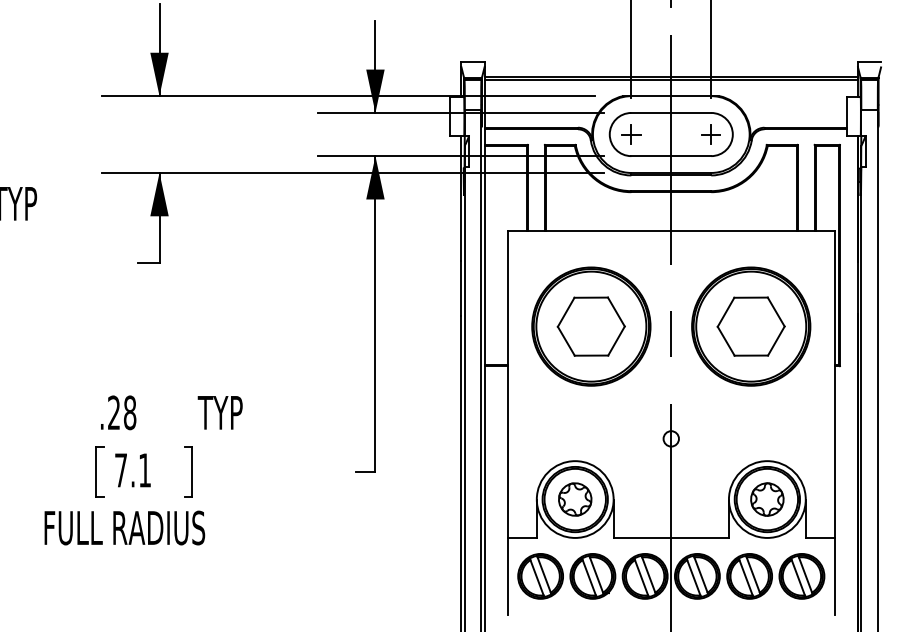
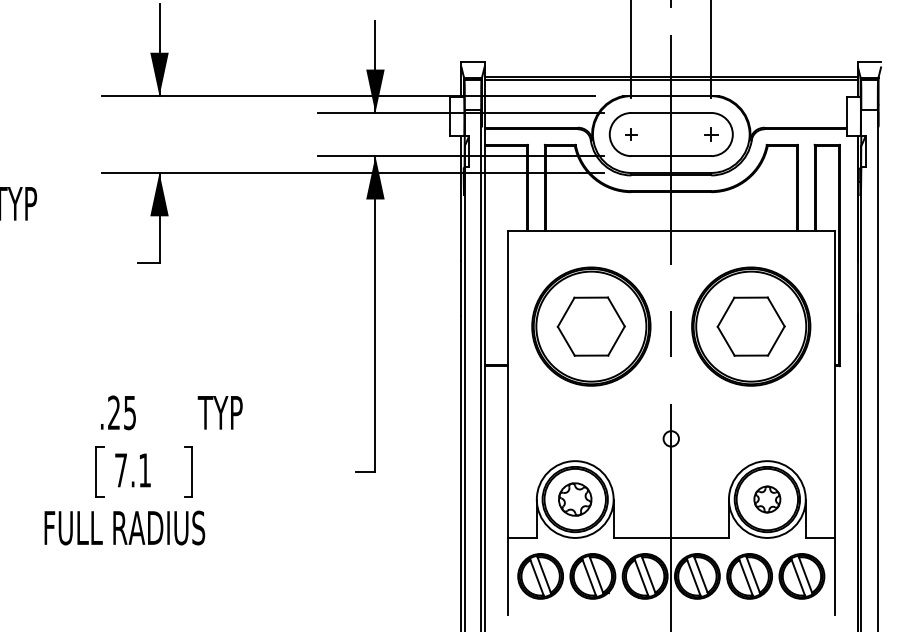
part size: 21x21 px -> 13x13 px (631, 134)
part size: 20x21 px -> 15x15 px (711, 134)
text: .28 -> .25 (130, 412)
part size: 35x35 px -> 29x29 px (767, 499)
